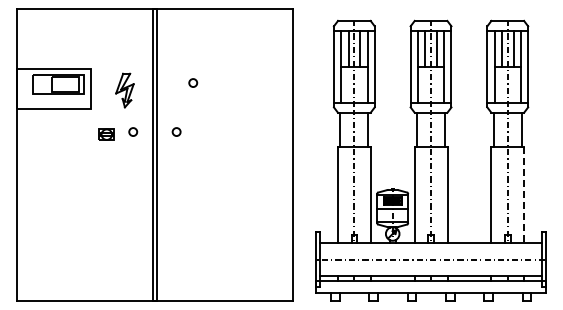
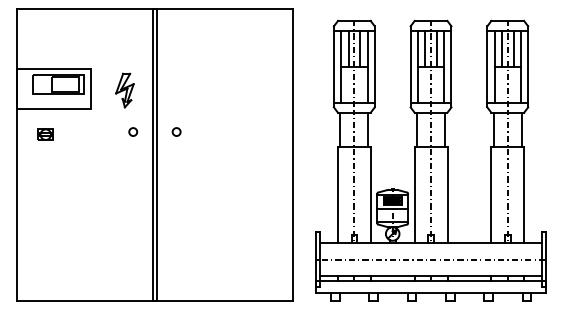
circle: present -> none (193, 82)
part position: (106, 134) -> (45, 134) (45, 134)
line: dashed -> solid (524, 195)
